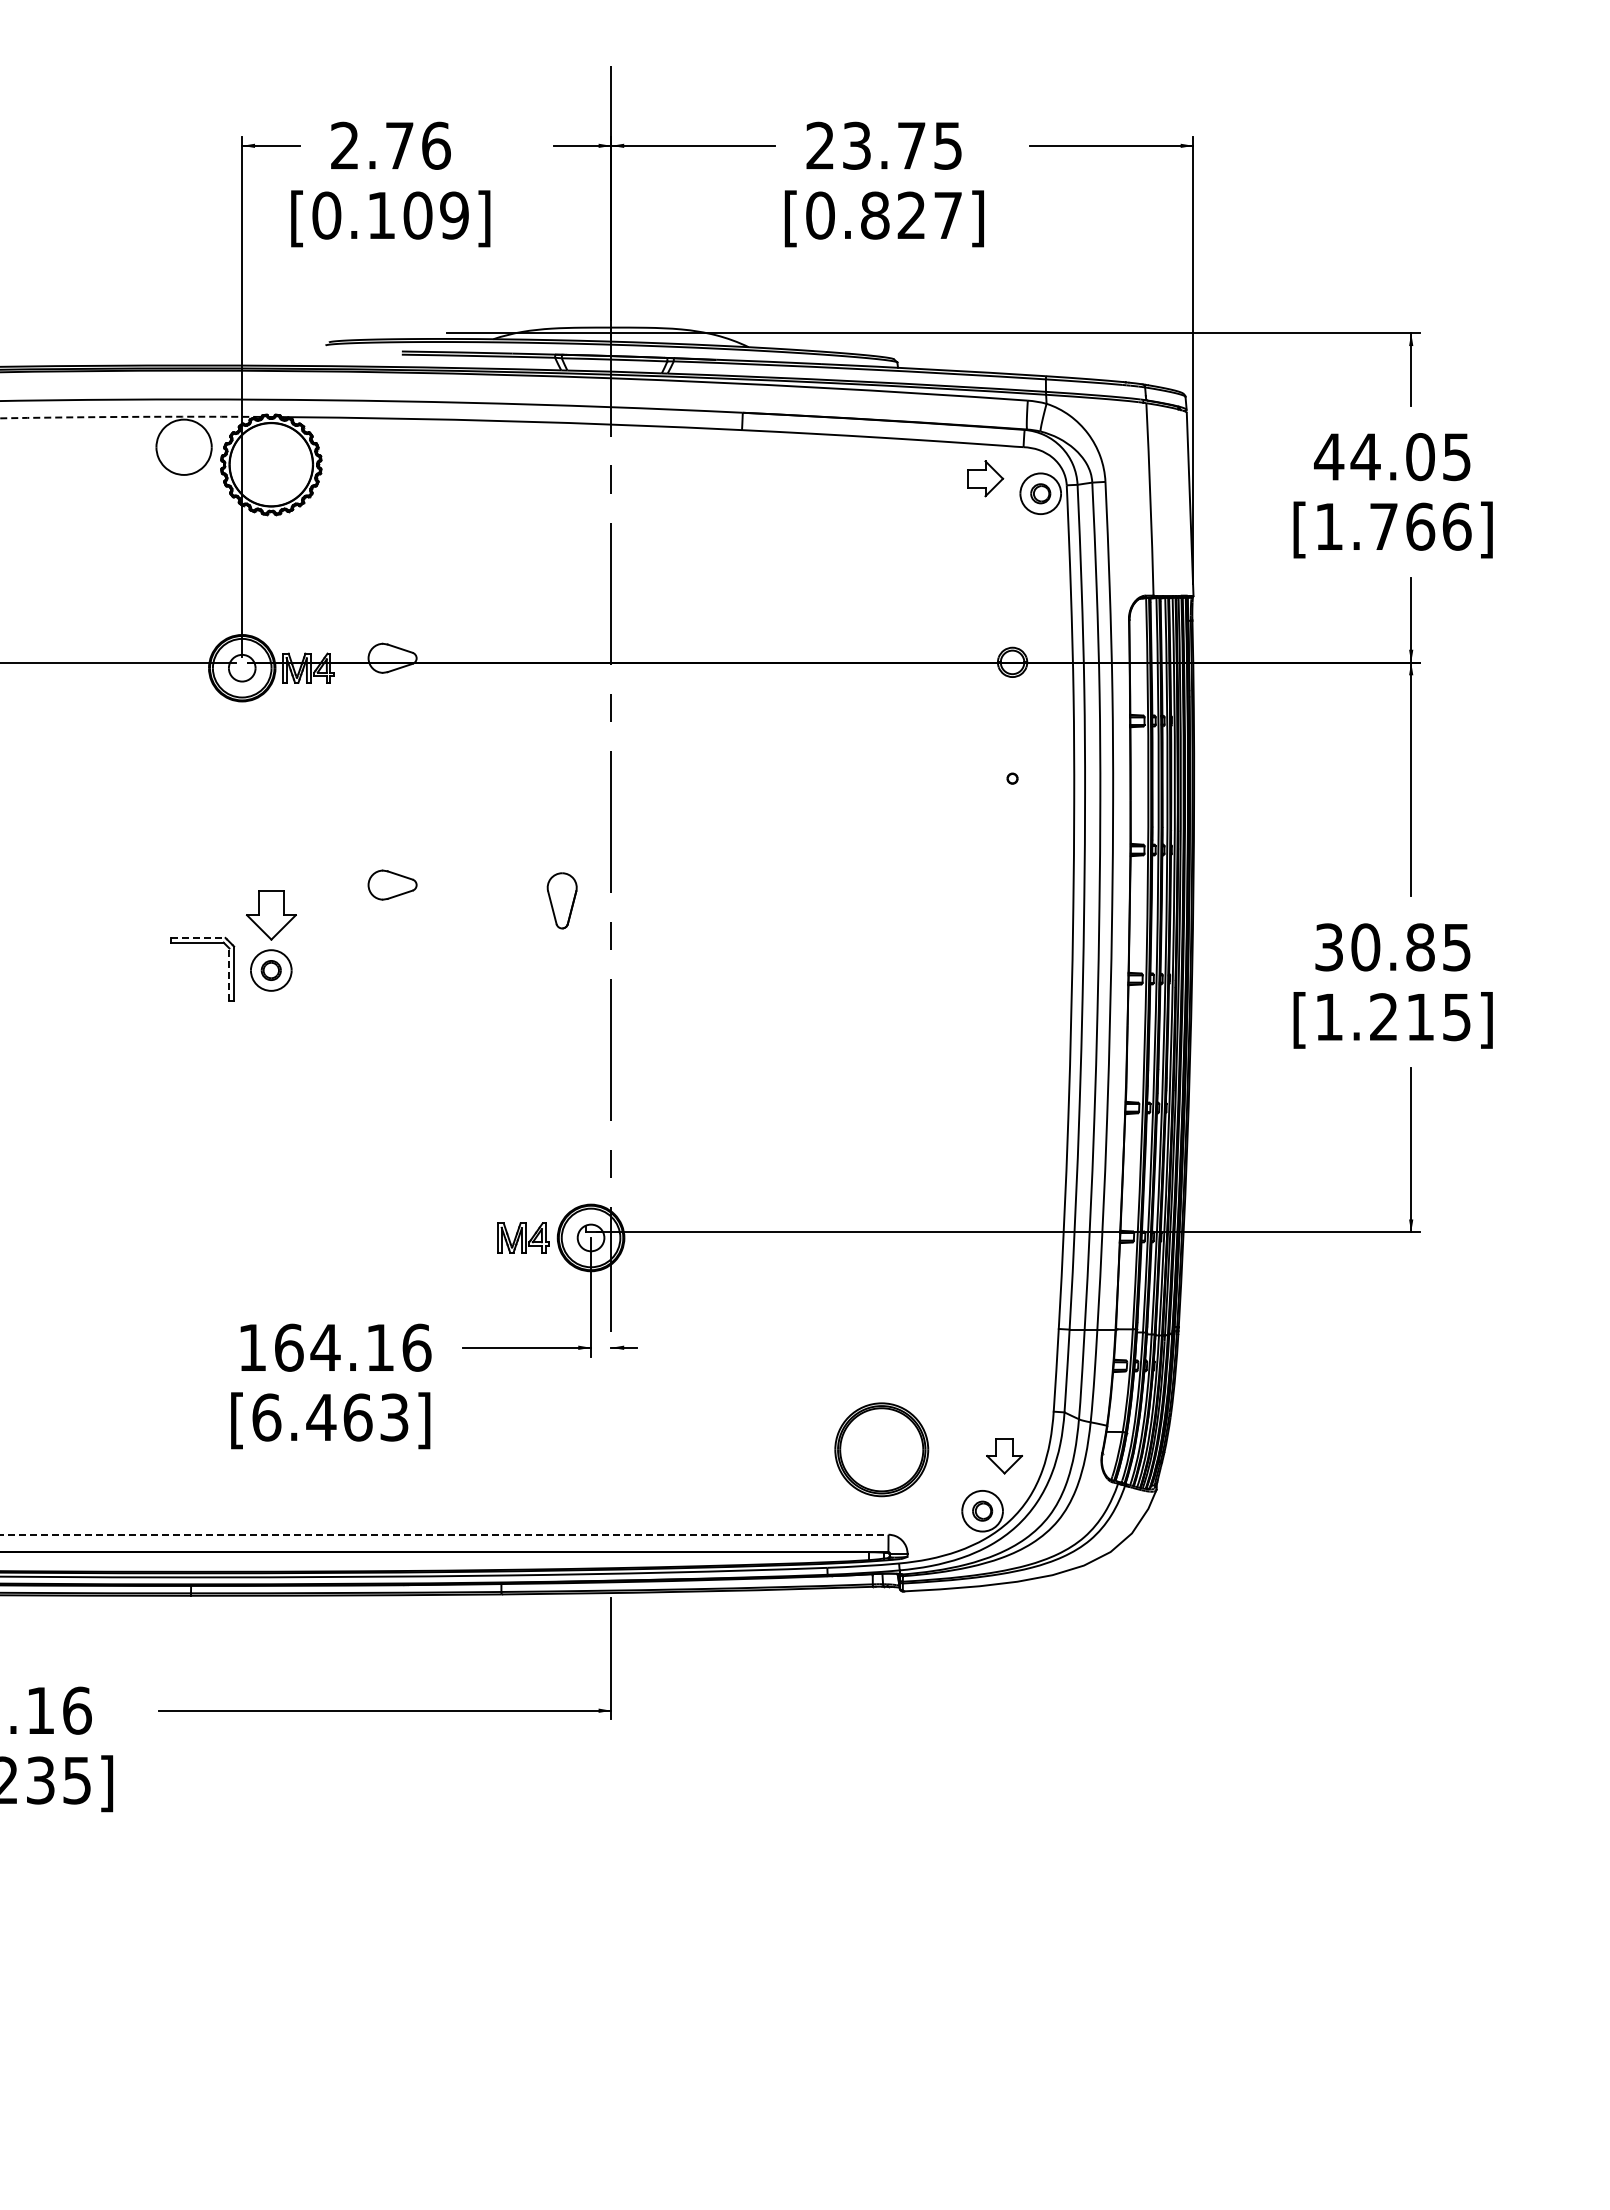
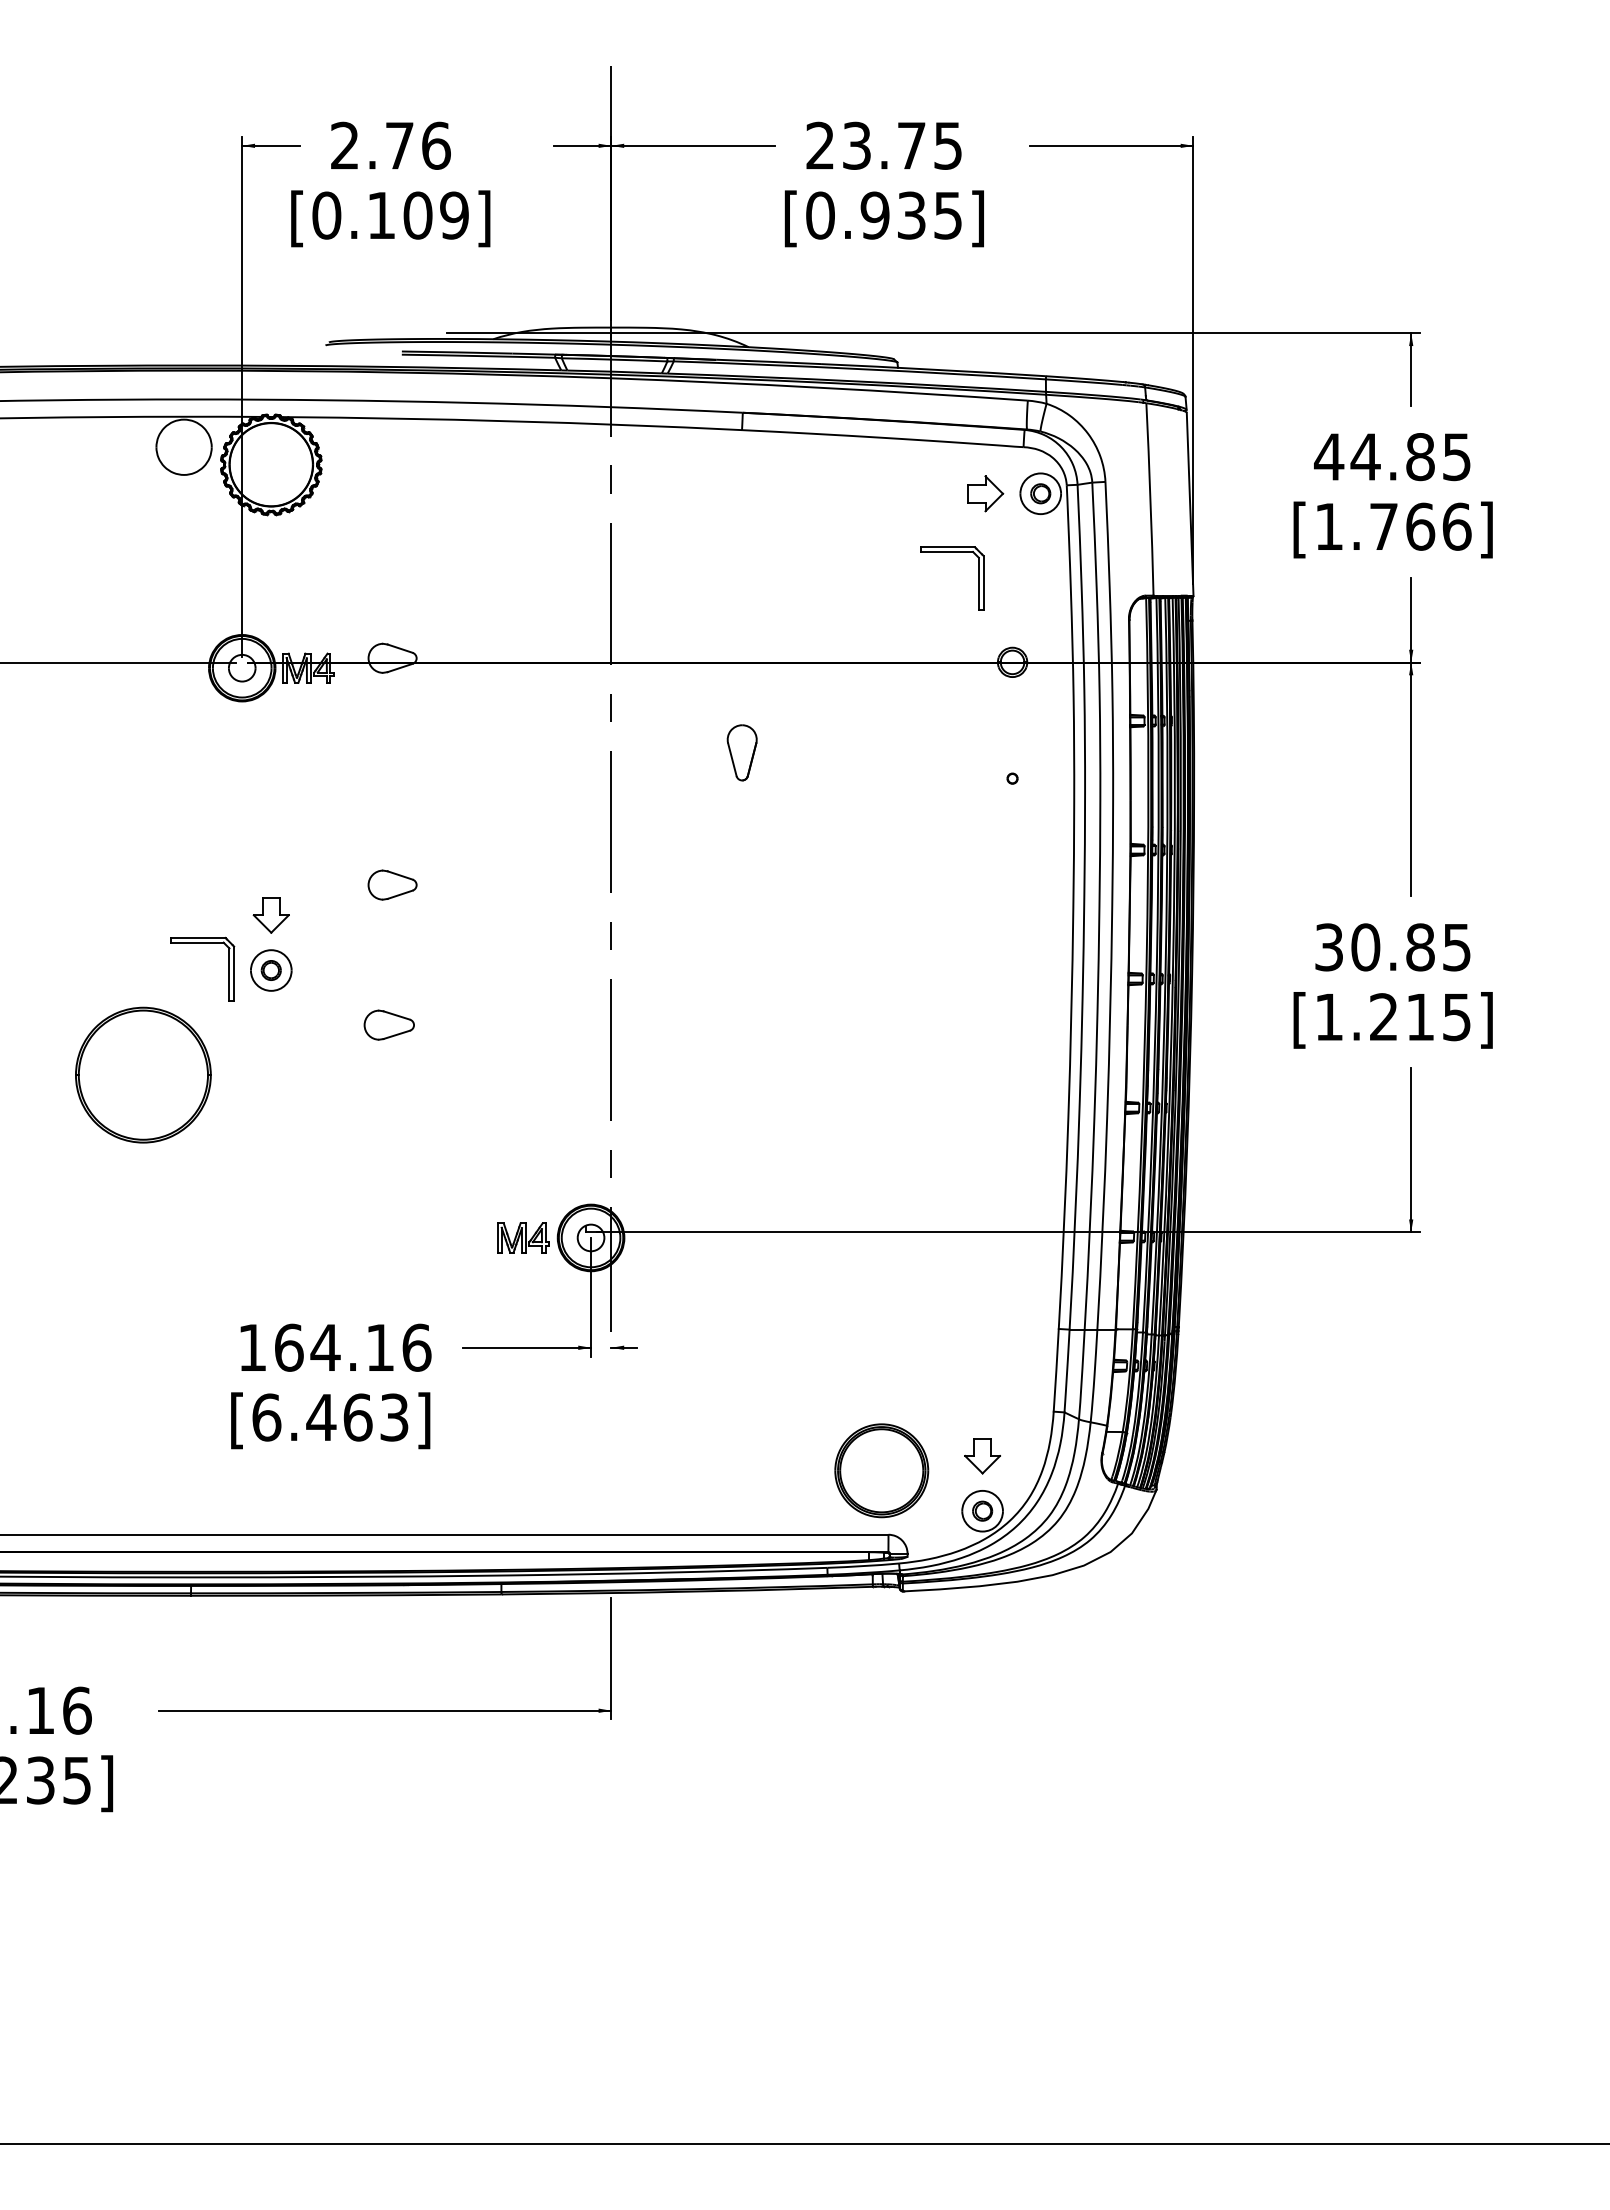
text: [0.827] -> [0.935] (910, 215)
arc: dashed -> solid (129, 416)
text: 44.05 -> 44.85 (1420, 456)
part position: (985, 478) -> (985, 493) (985, 493)
part: none -> present (952, 552)
part position: (561, 900) -> (741, 752) (741, 752)
part size: 51x51 px -> 38x37 px (270, 915)
line: dashed -> solid (198, 937)
line: dashed -> solid (229, 974)
part: none -> present (388, 1024)
part: none -> present (143, 1074)
part position: (881, 1449) -> (881, 1470) (881, 1470)
part position: (1004, 1456) -> (982, 1456) (982, 1456)
line: dashed -> solid (444, 1534)
line: none -> present (804, 2143)
